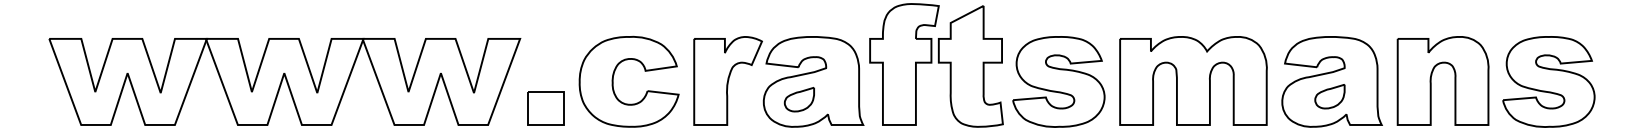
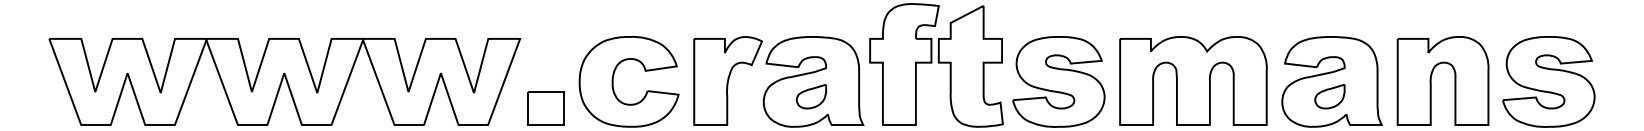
part position: (798, 99) -> (810, 96) (810, 96)
